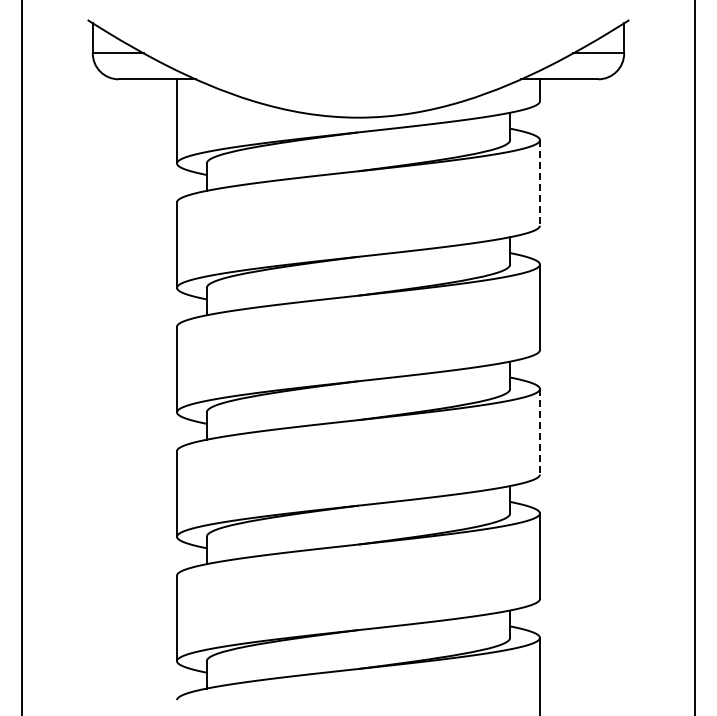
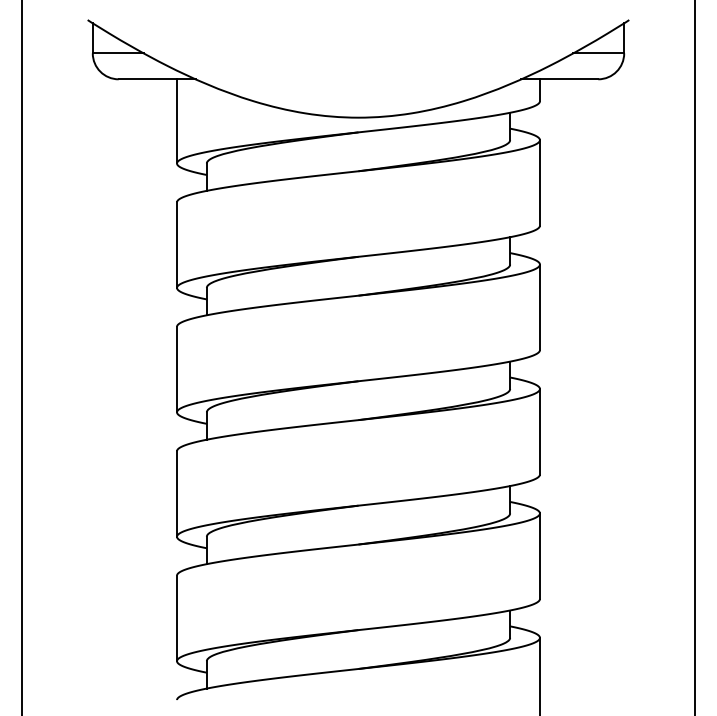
line: dashed -> solid (539, 182)
line: dashed -> solid (539, 431)
